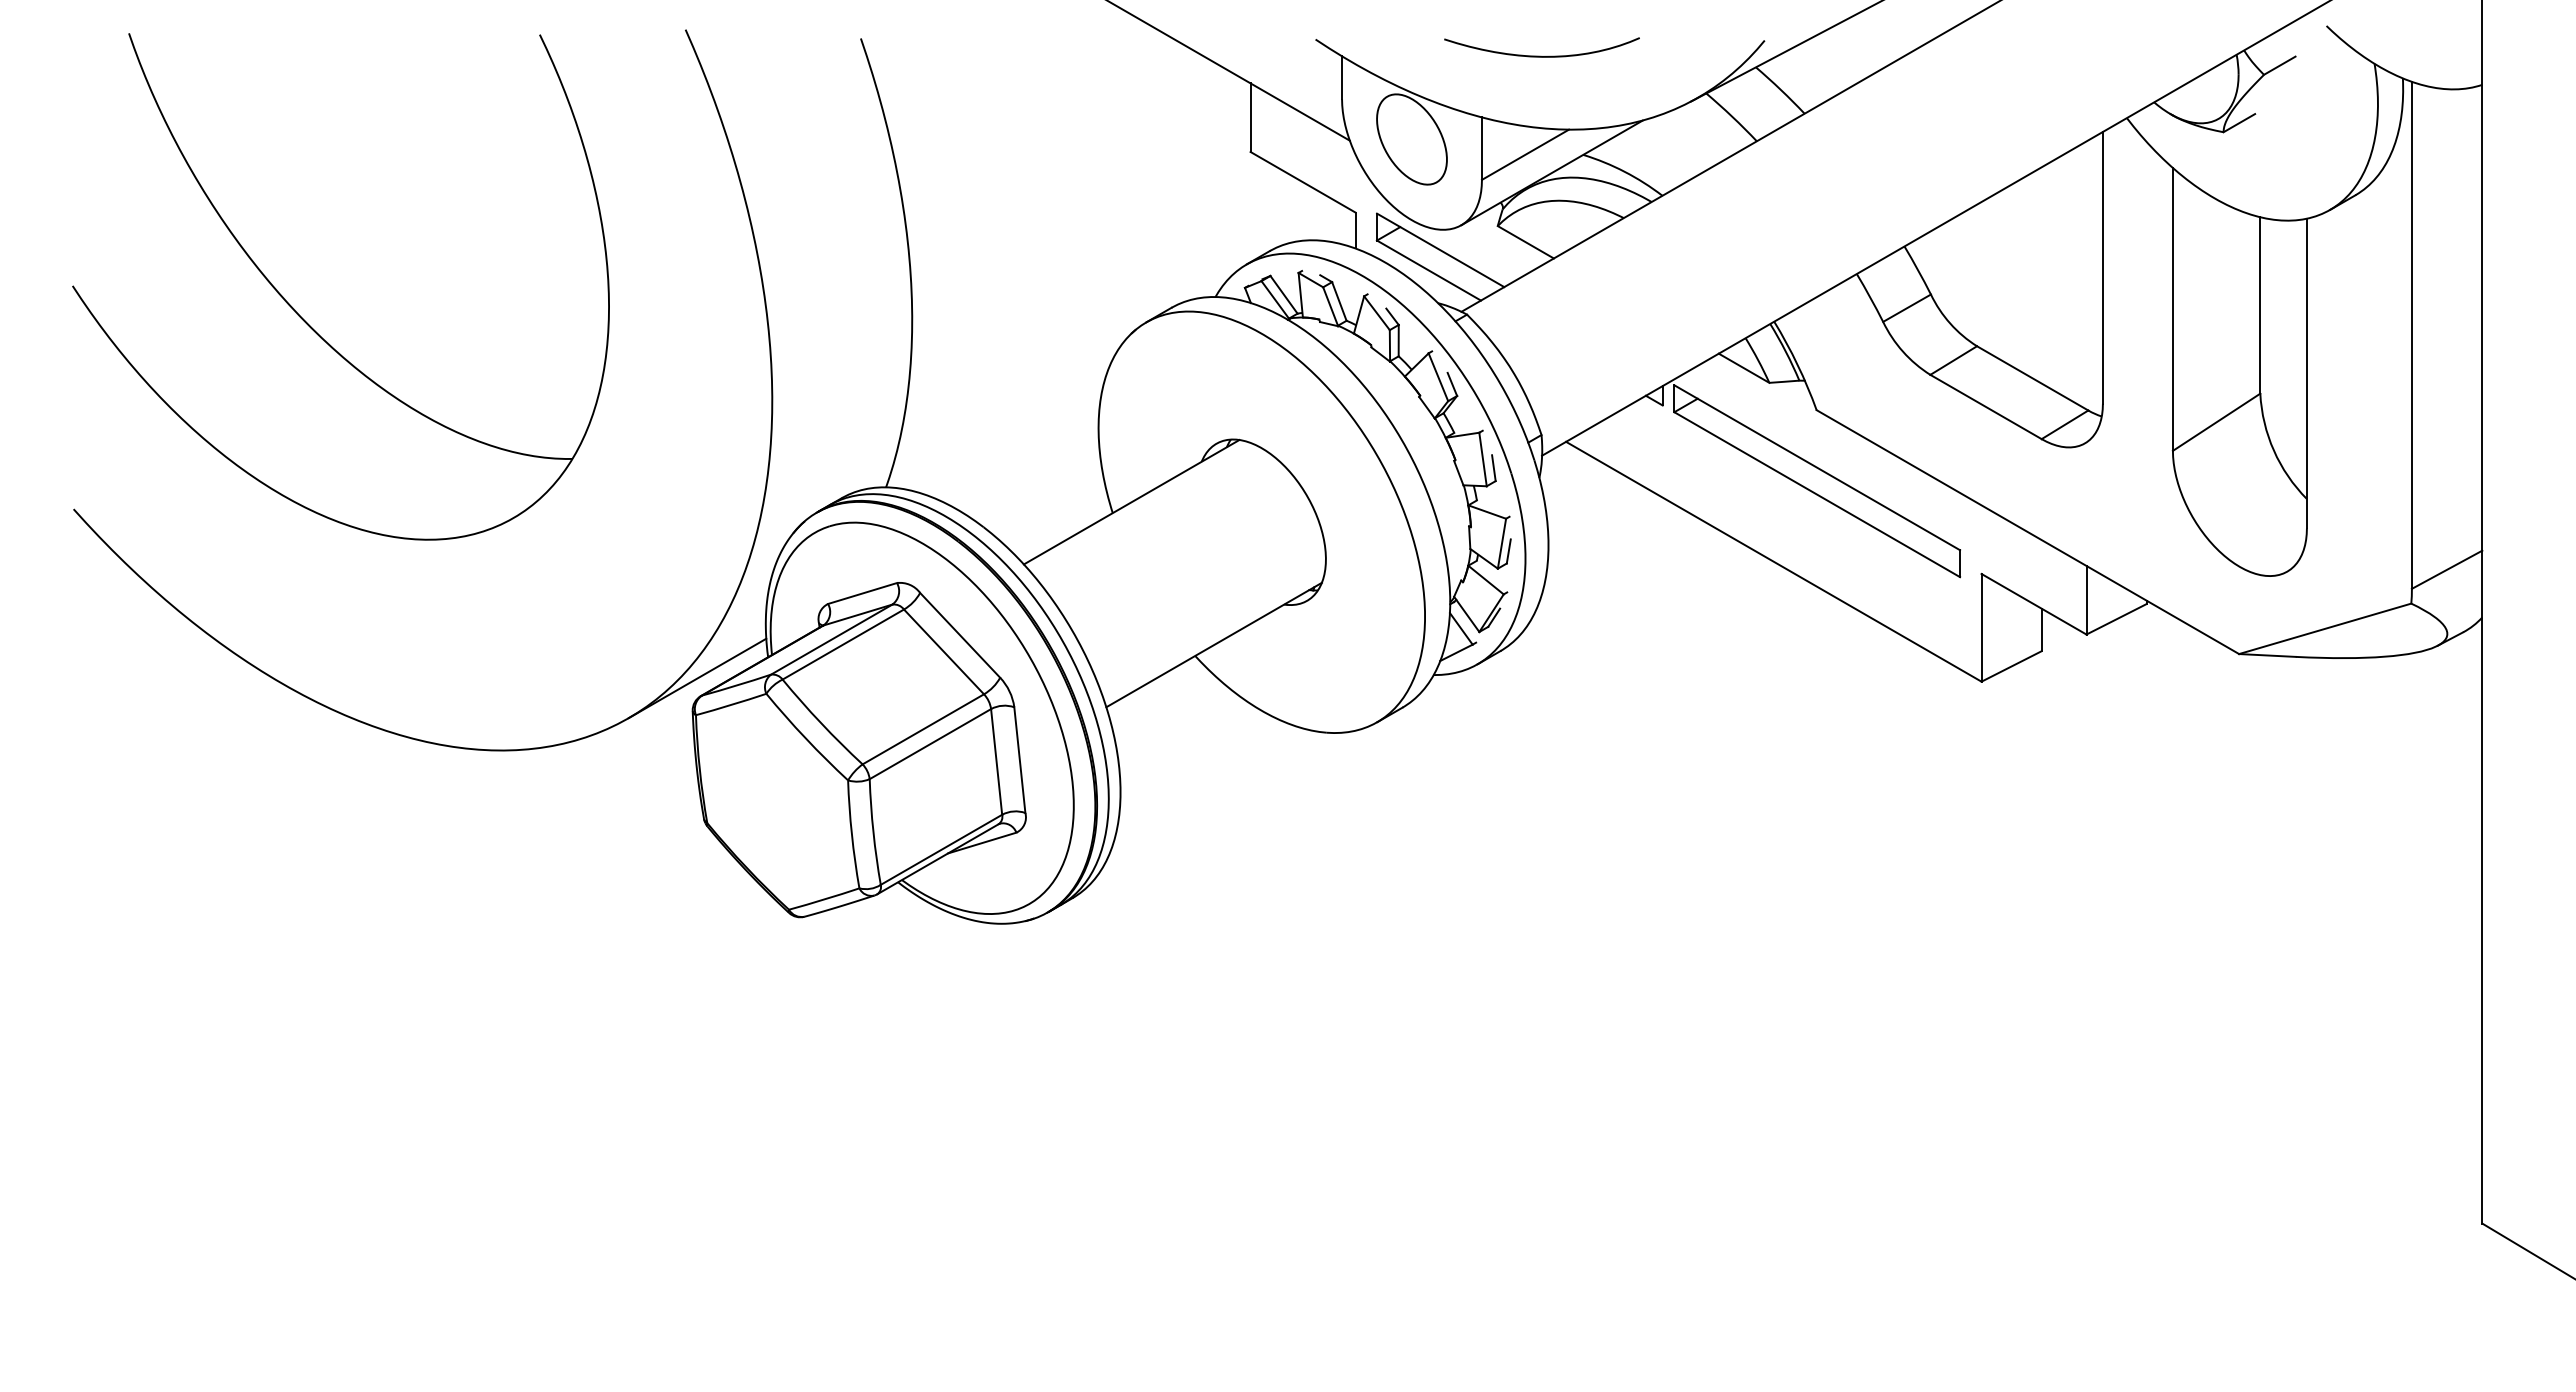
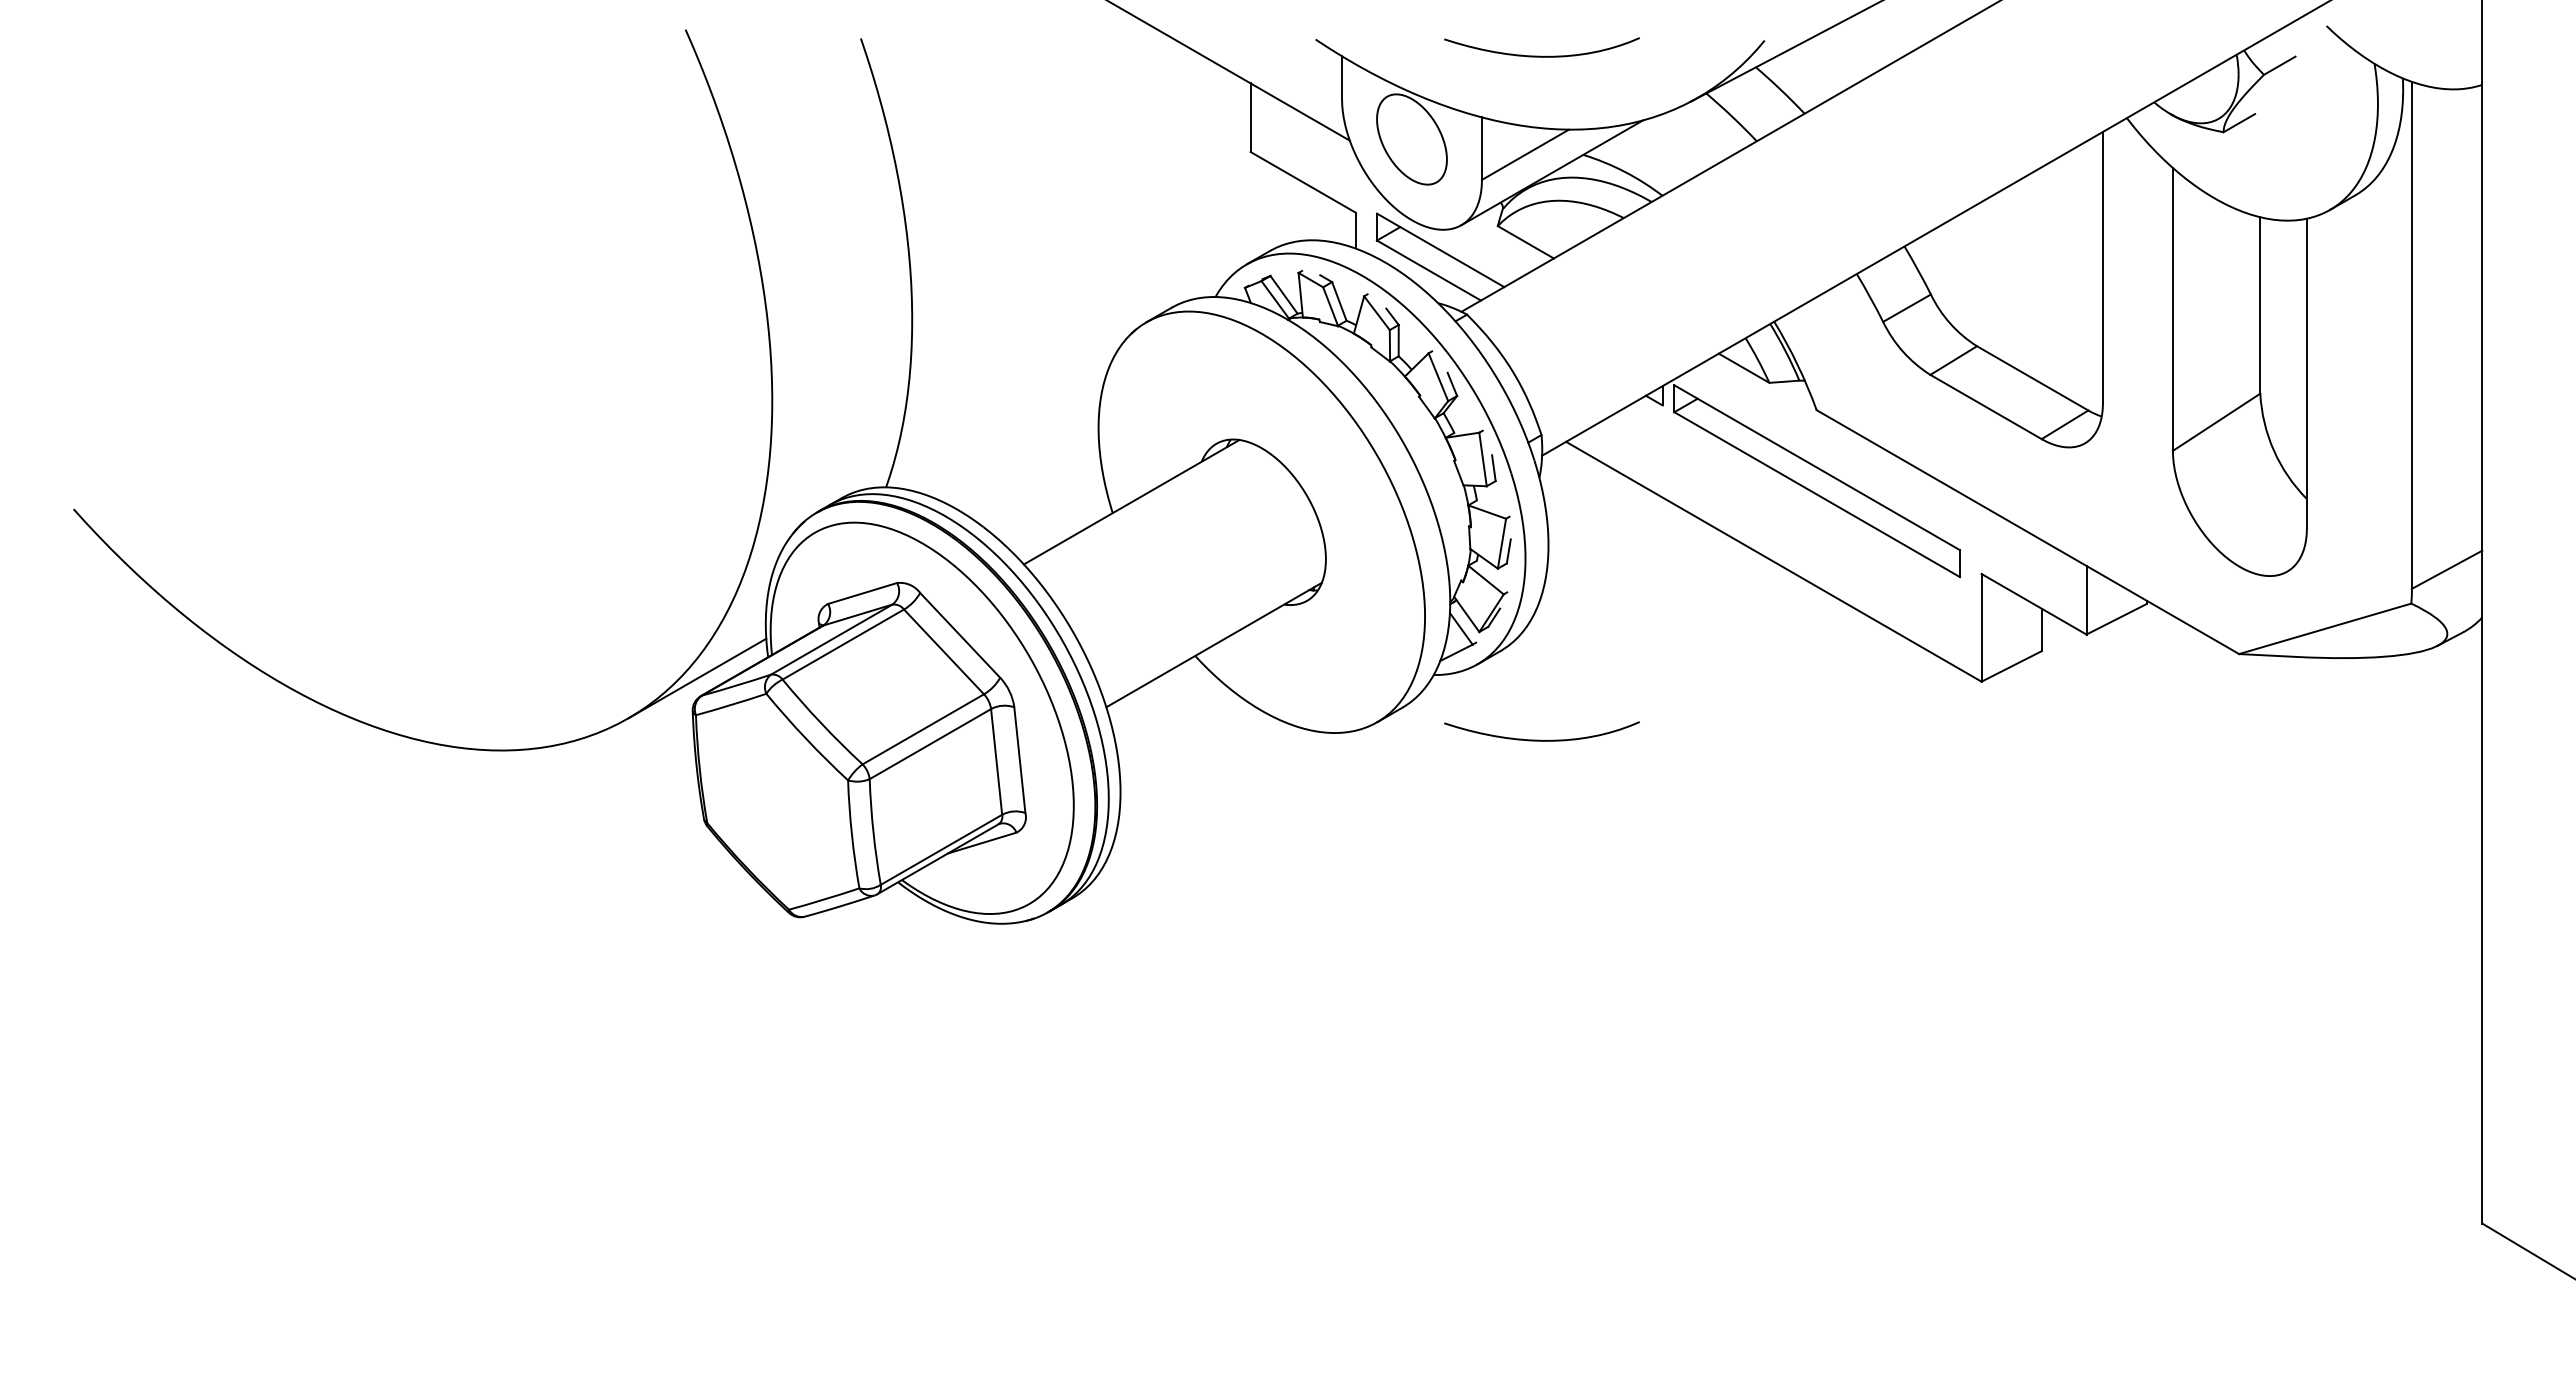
part: present -> none (305, 320)
curve: none -> present (1541, 739)
